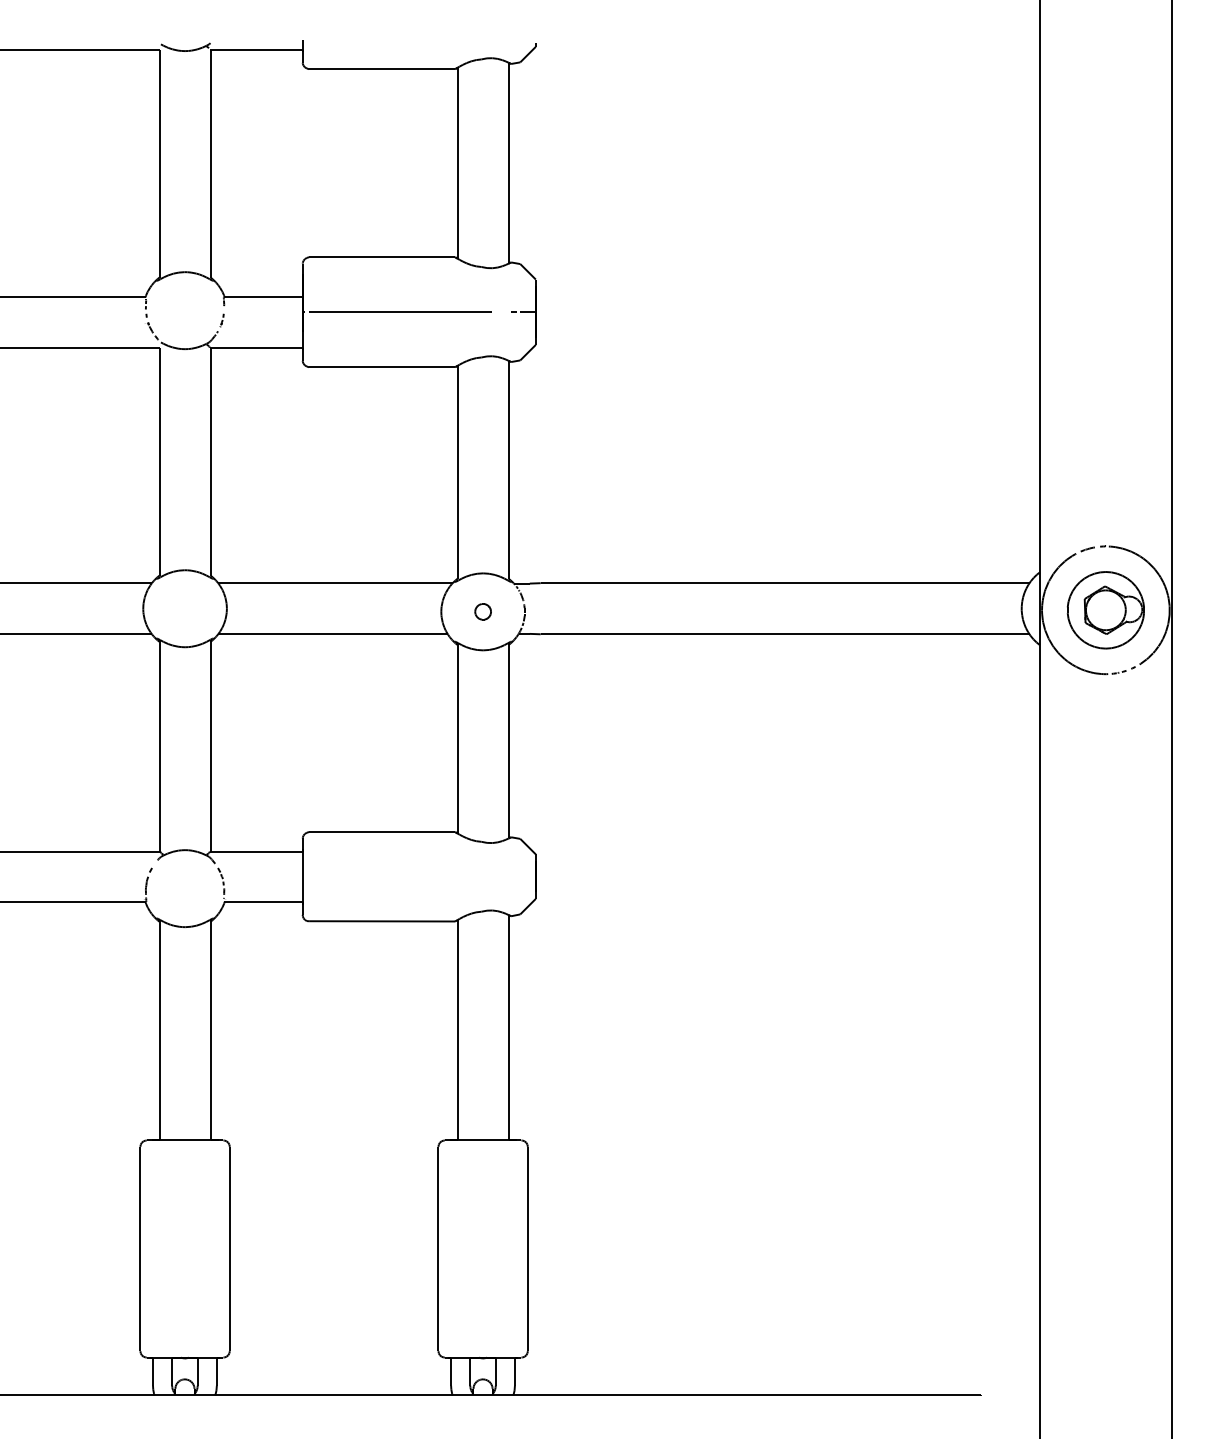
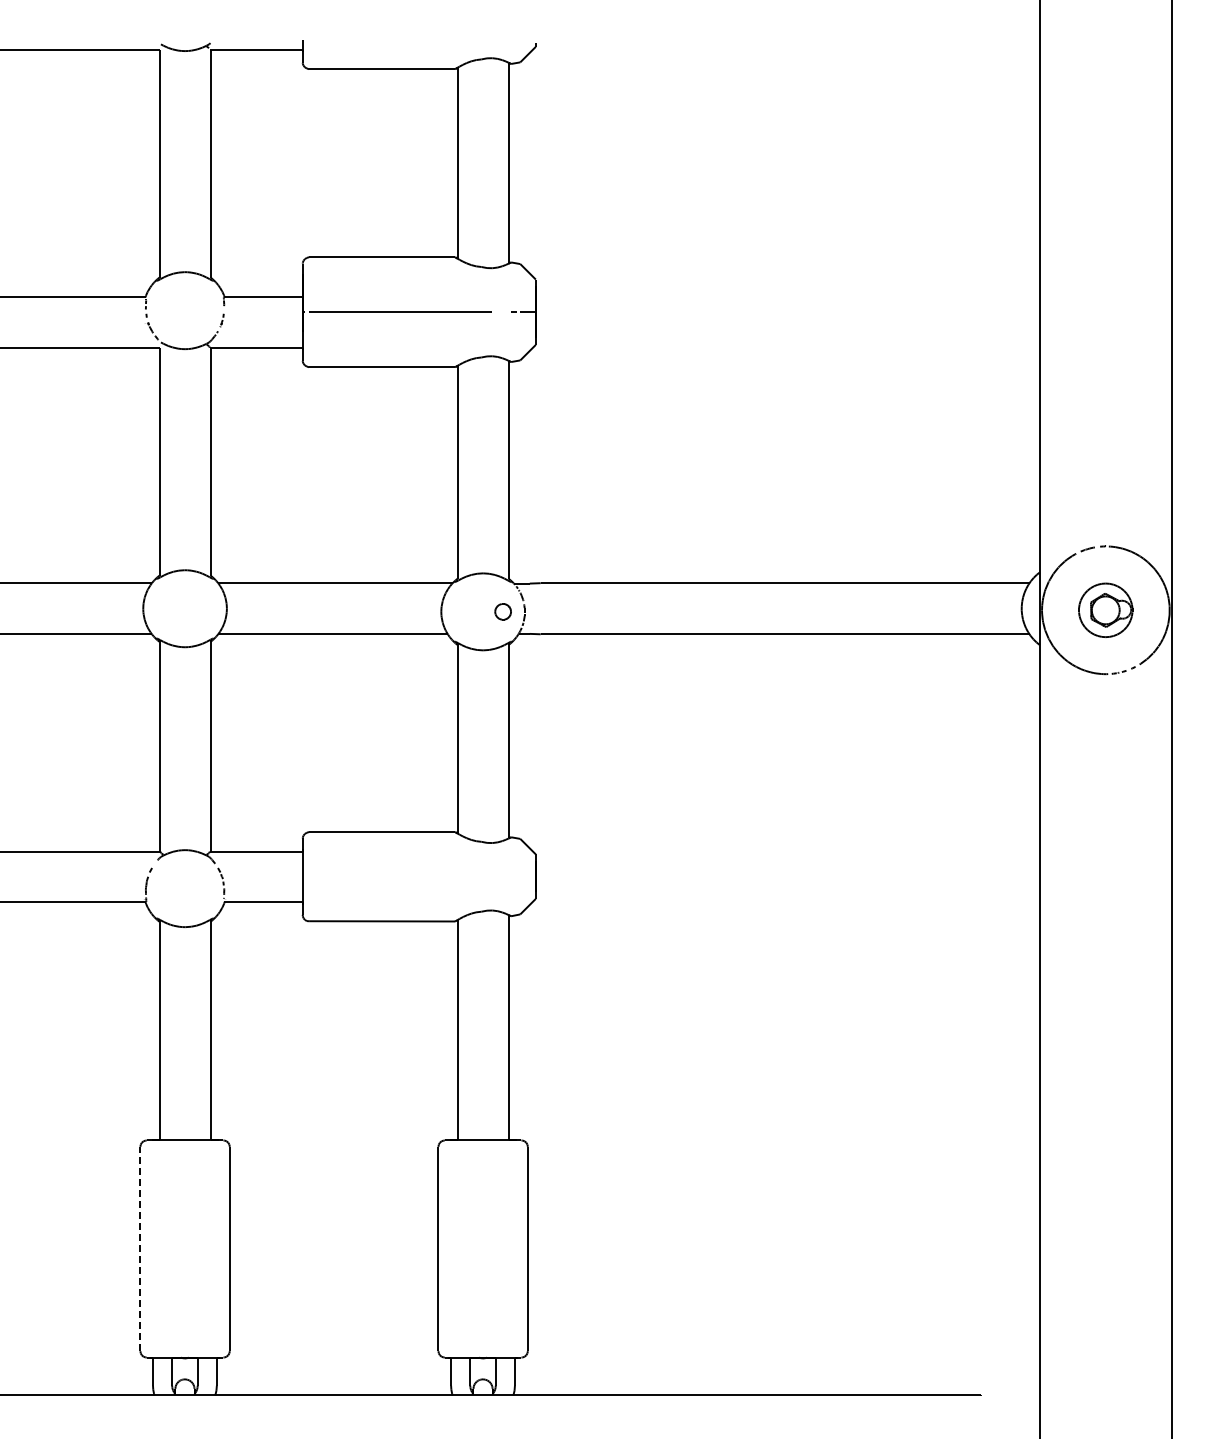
part size: 79x79 px -> 56x56 px (1105, 609)
part position: (482, 611) -> (502, 611) (502, 611)
line: solid -> dashed (140, 1248)
